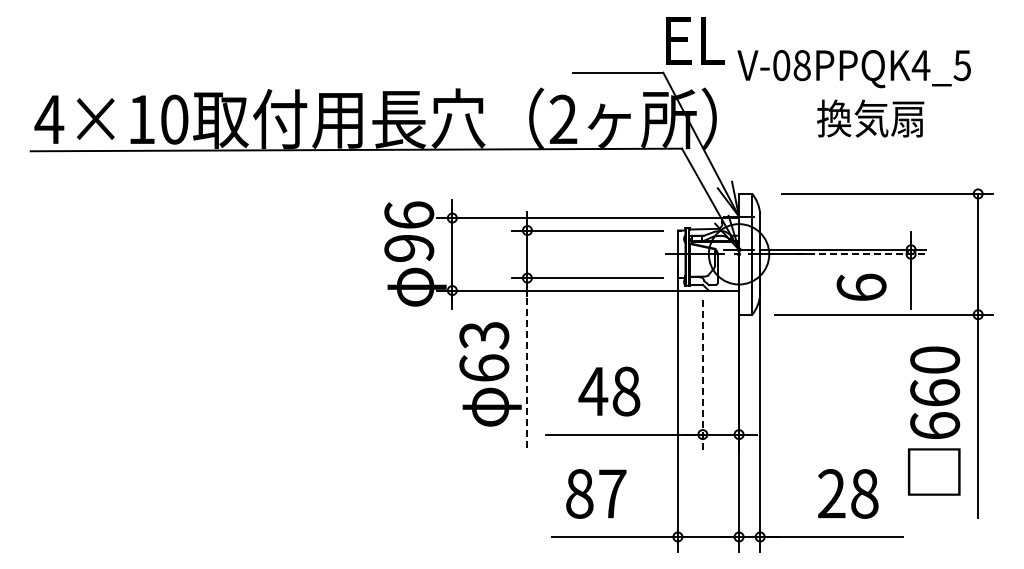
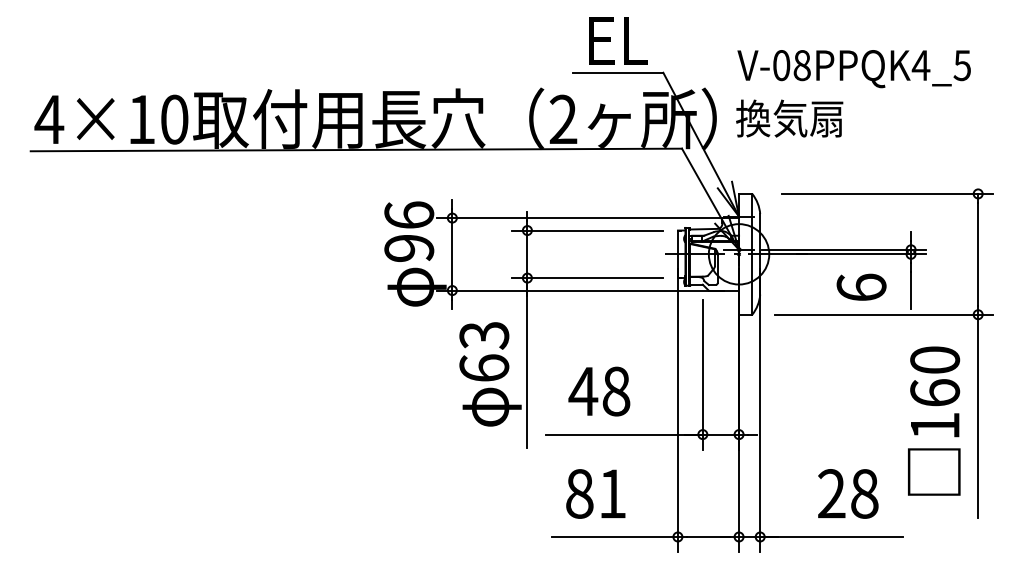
text position: (695, 40) -> (618, 40) (618, 40)
text position: (870, 118) -> (789, 118) (789, 118)
line: dashed -> solid (862, 254)
line: dashed -> solid (527, 363)
line: dashed -> solid (702, 374)
text position: (609, 391) -> (599, 391) (599, 391)
text: 660 -> 160 (935, 425)
text: 87 -> 81 (612, 493)
